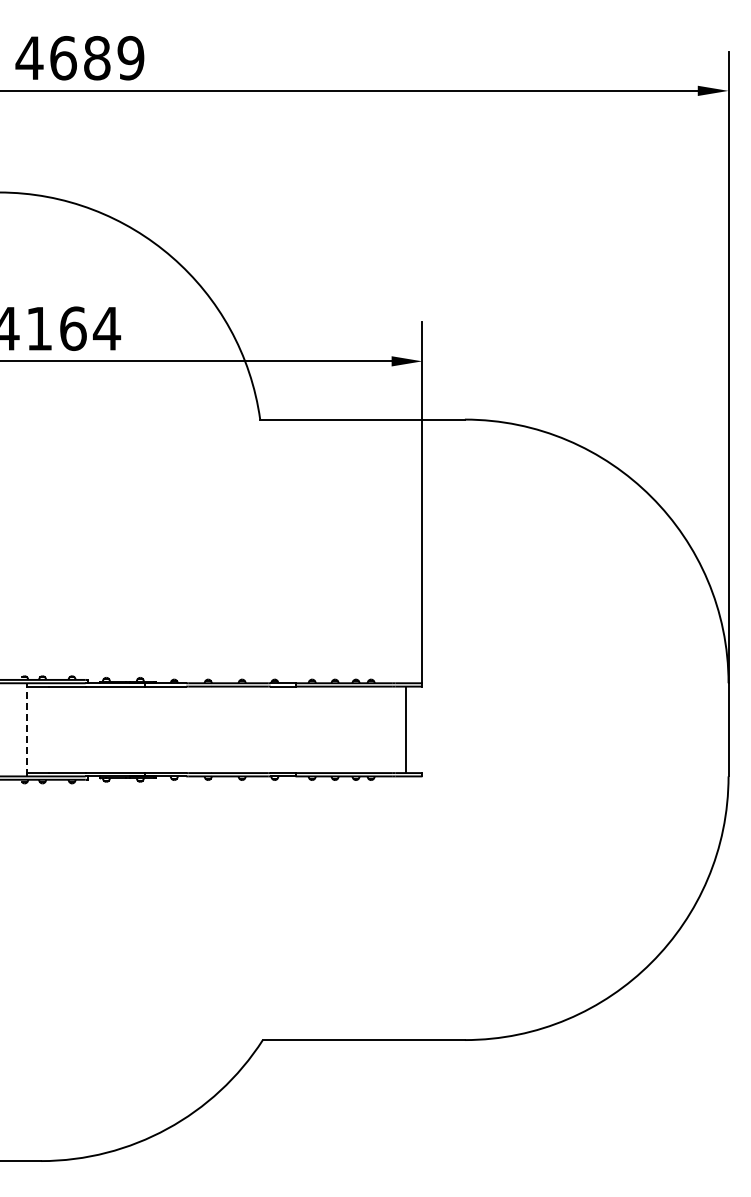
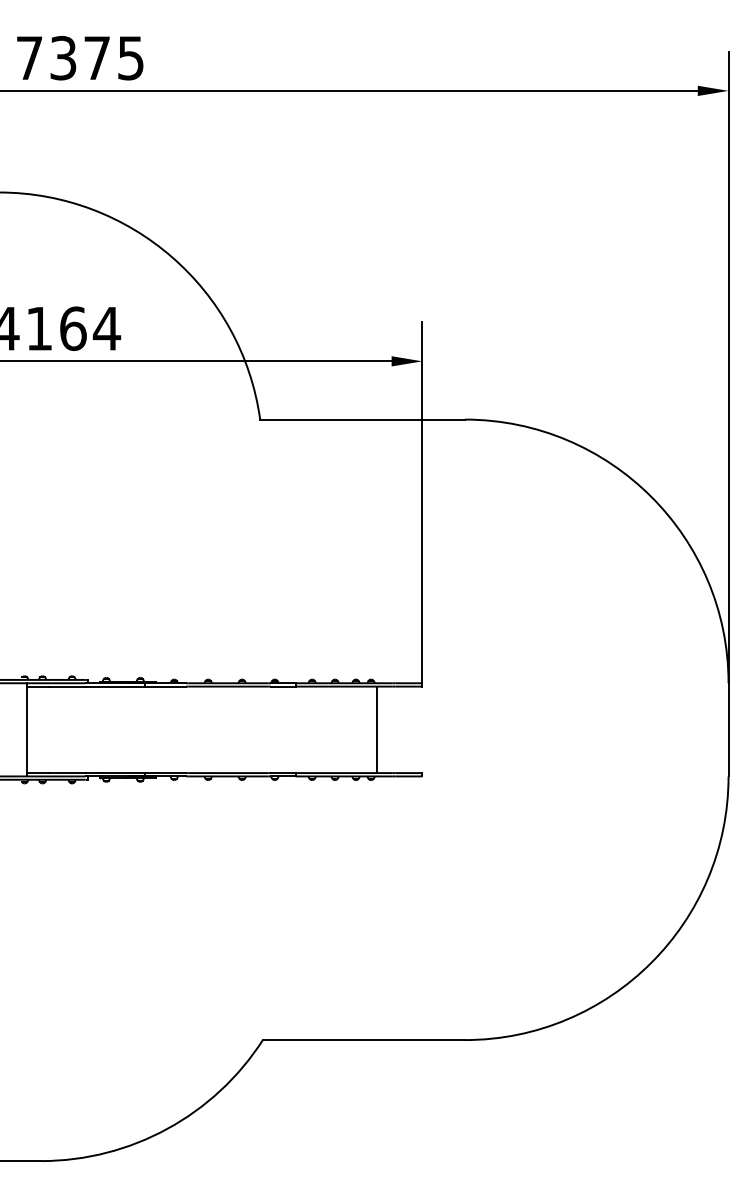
text: 4689 -> 7375 (79, 57)
line: dashed -> solid (27, 729)
line position: (406, 729) -> (377, 729) (377, 729)
